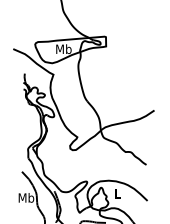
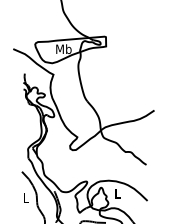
text: Mb -> L (26, 197)
